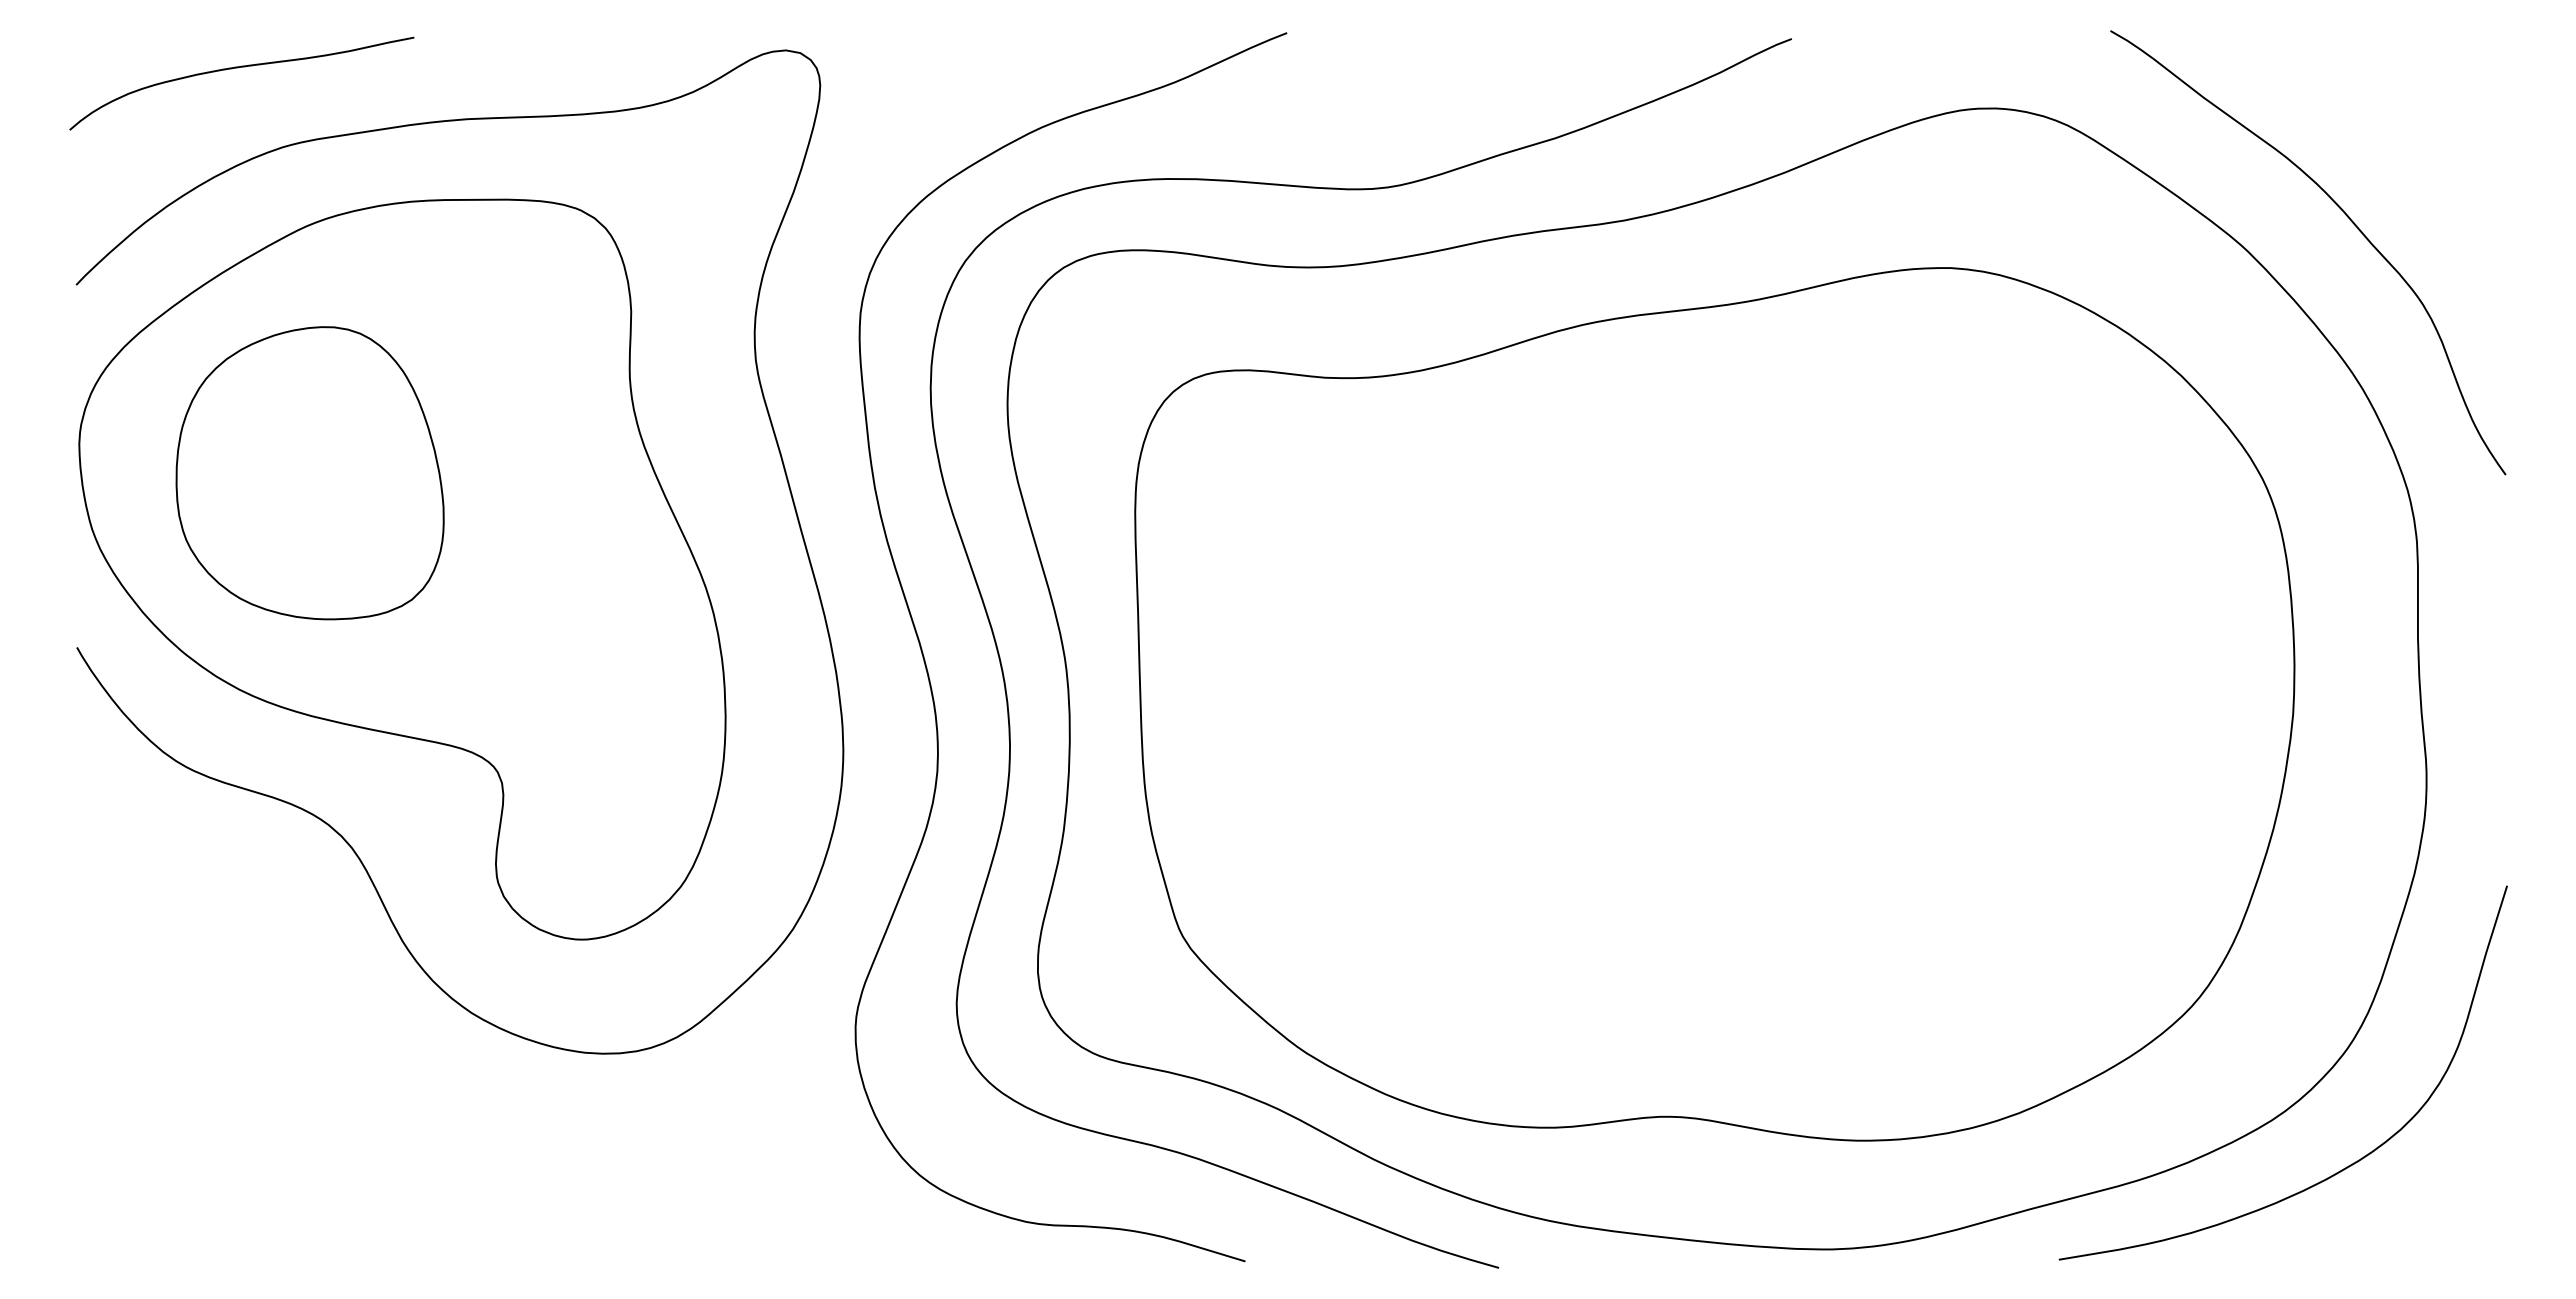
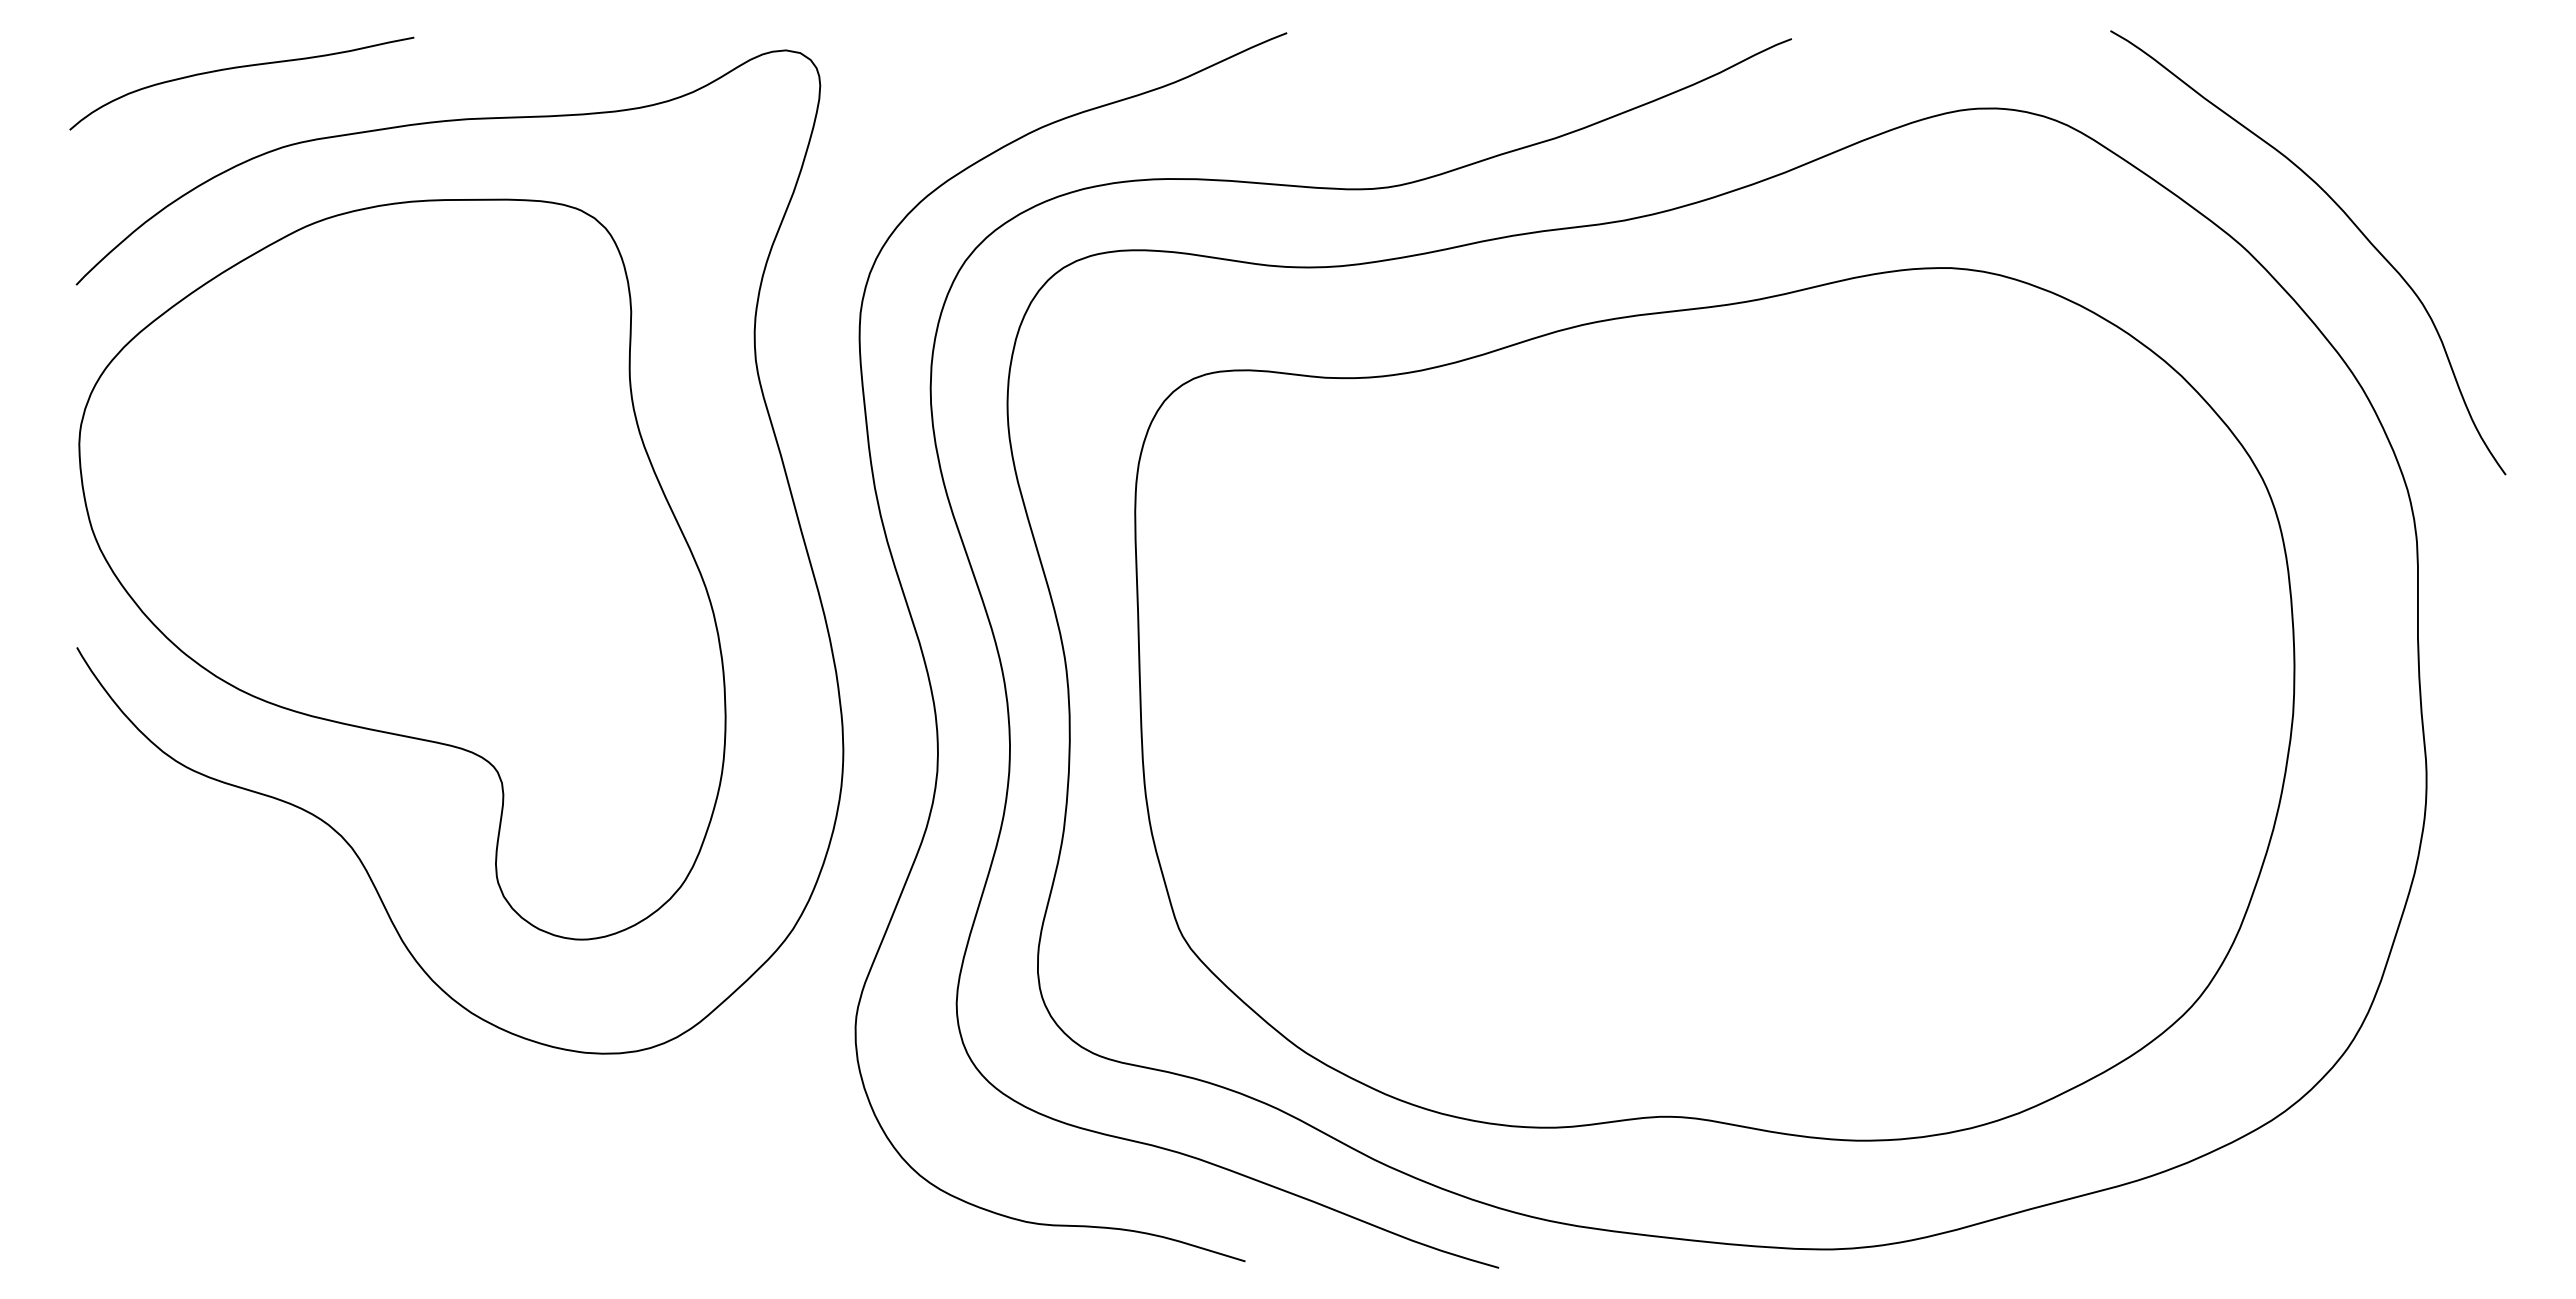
part: present -> none (309, 473)
curve: present -> none (2339, 1170)
